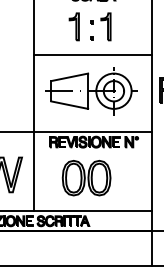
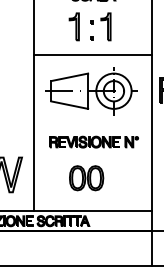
line: present -> none (77, 132)
part size: 51x37 px -> 36x27 px (86, 178)
